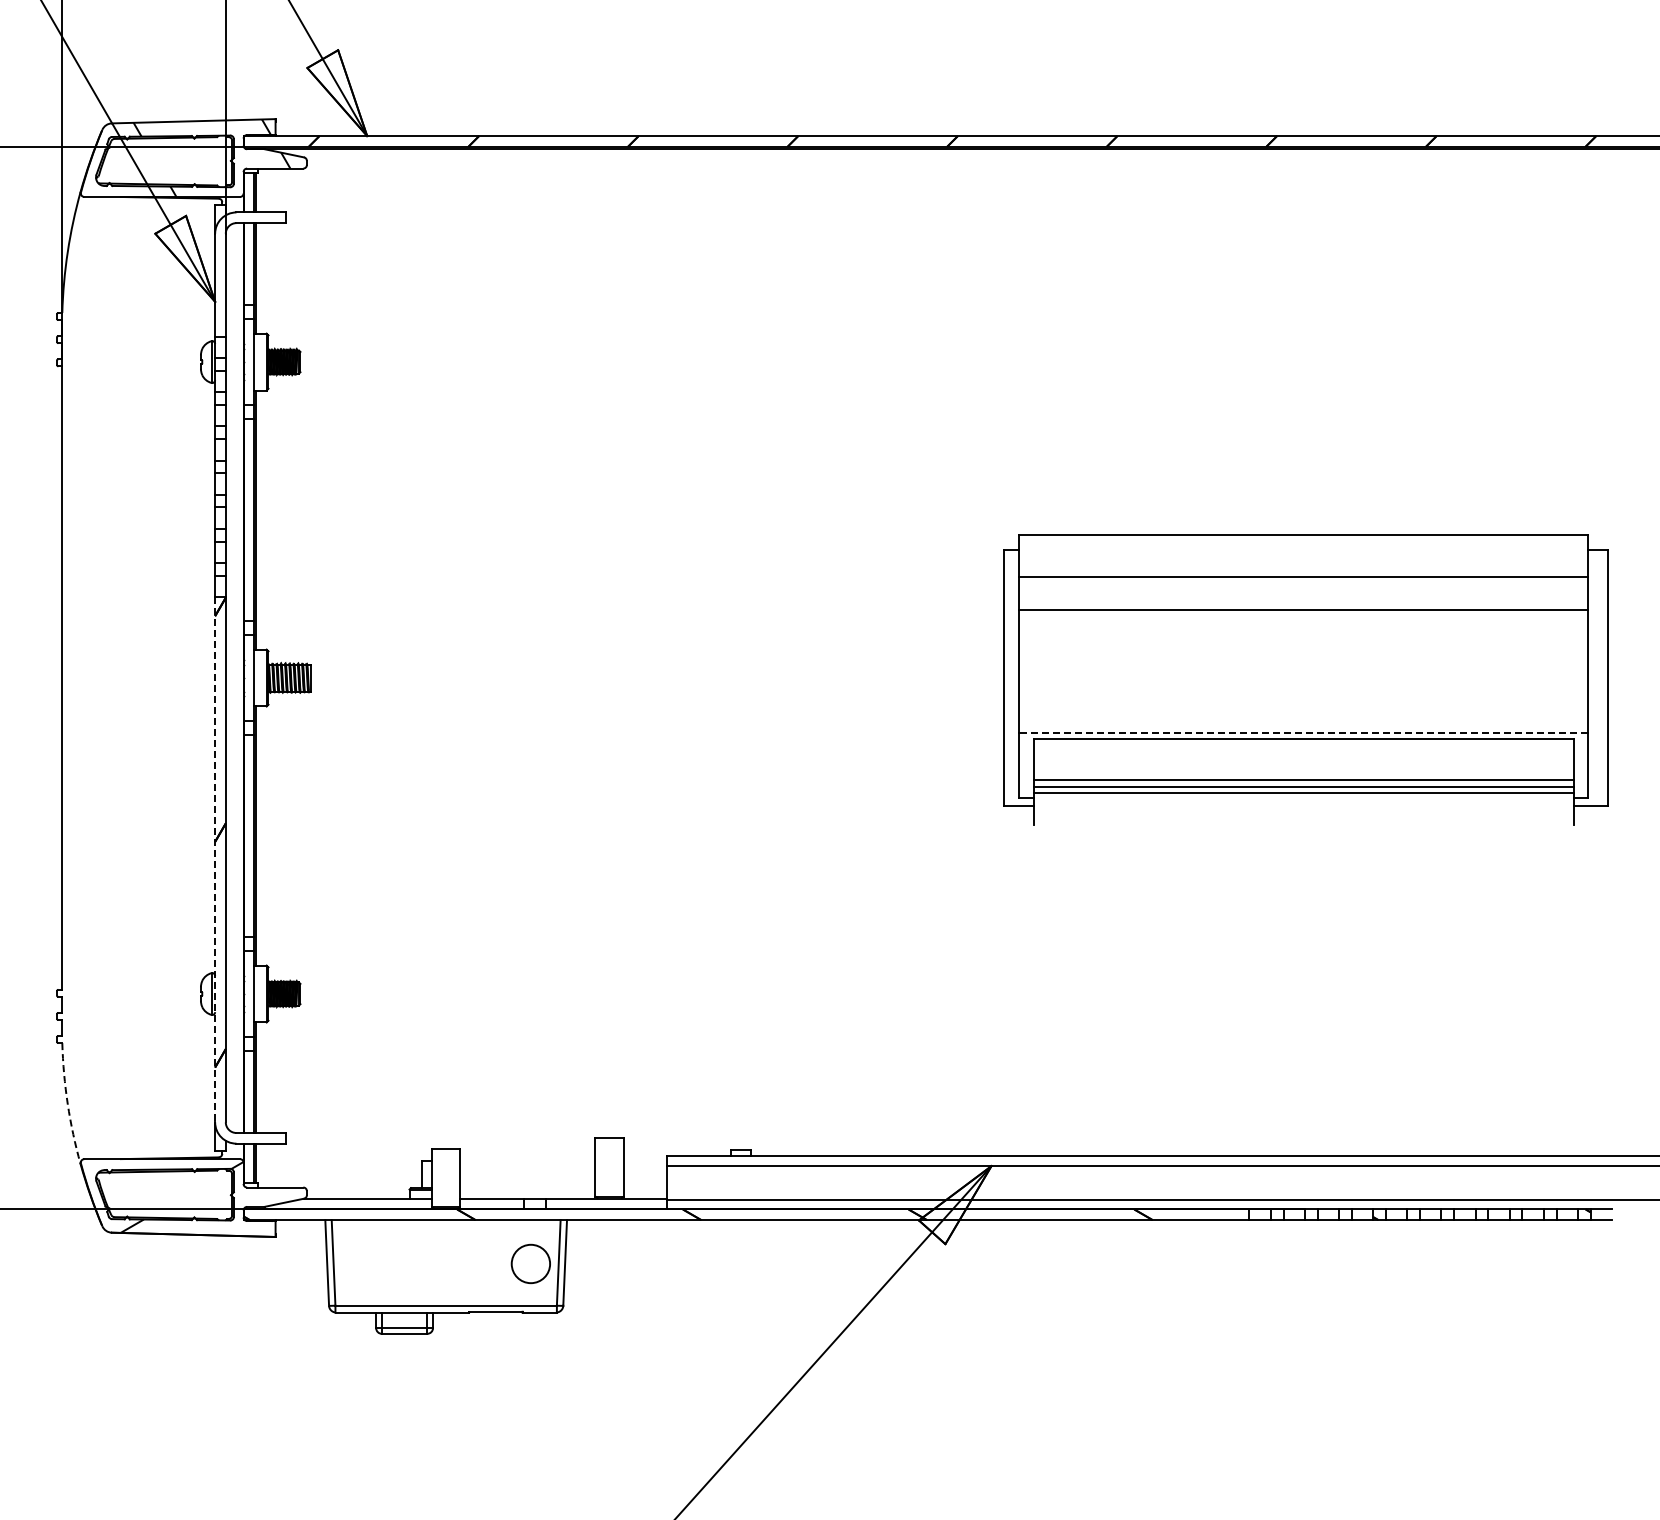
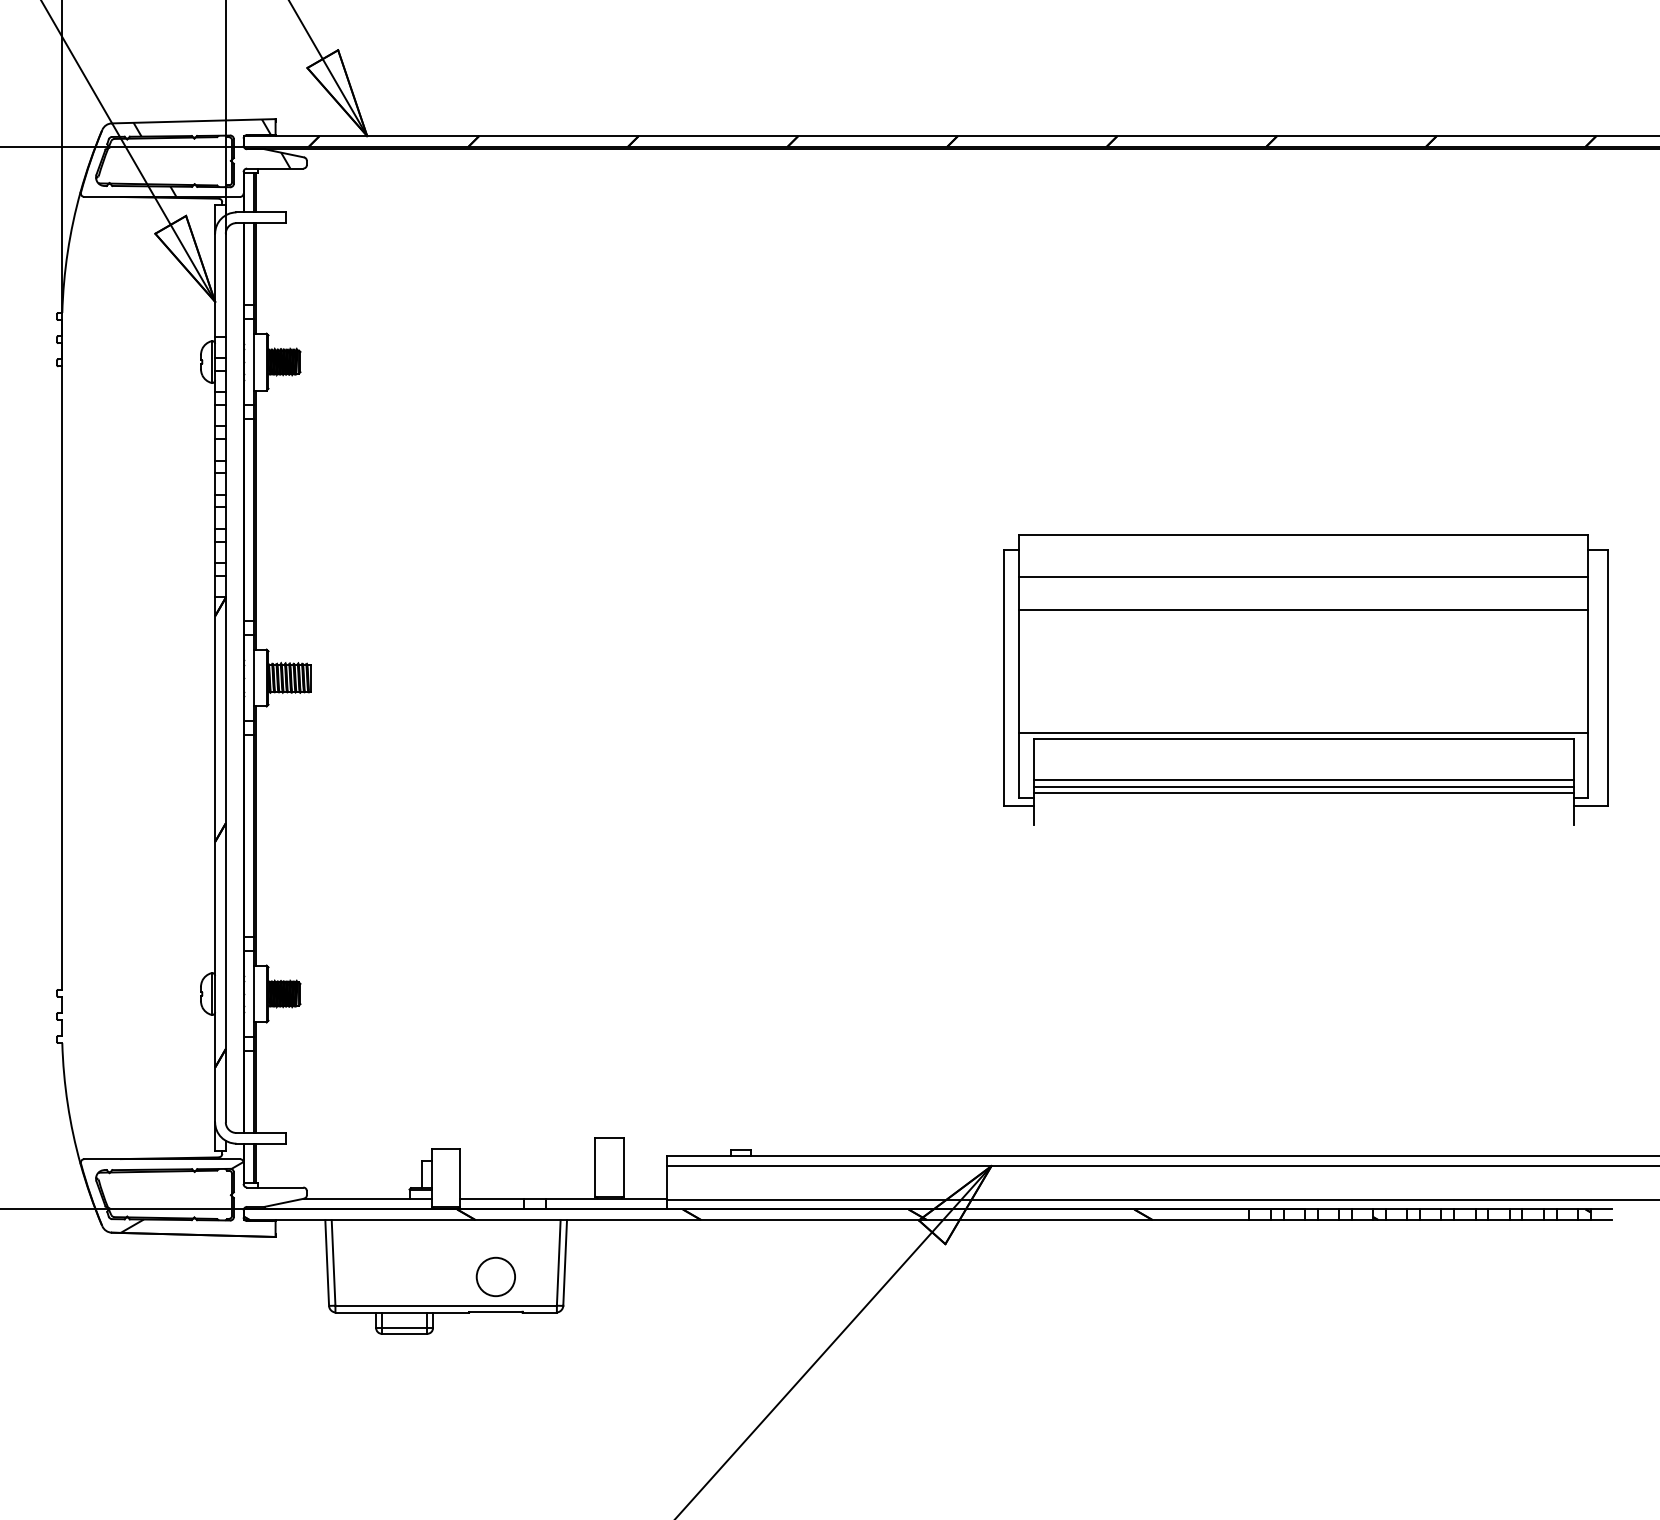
line: dashed -> solid (1303, 732)
line: dashed -> solid (215, 859)
arc: dashed -> solid (67, 1104)
circle position: (530, 1263) -> (495, 1276) (495, 1276)
